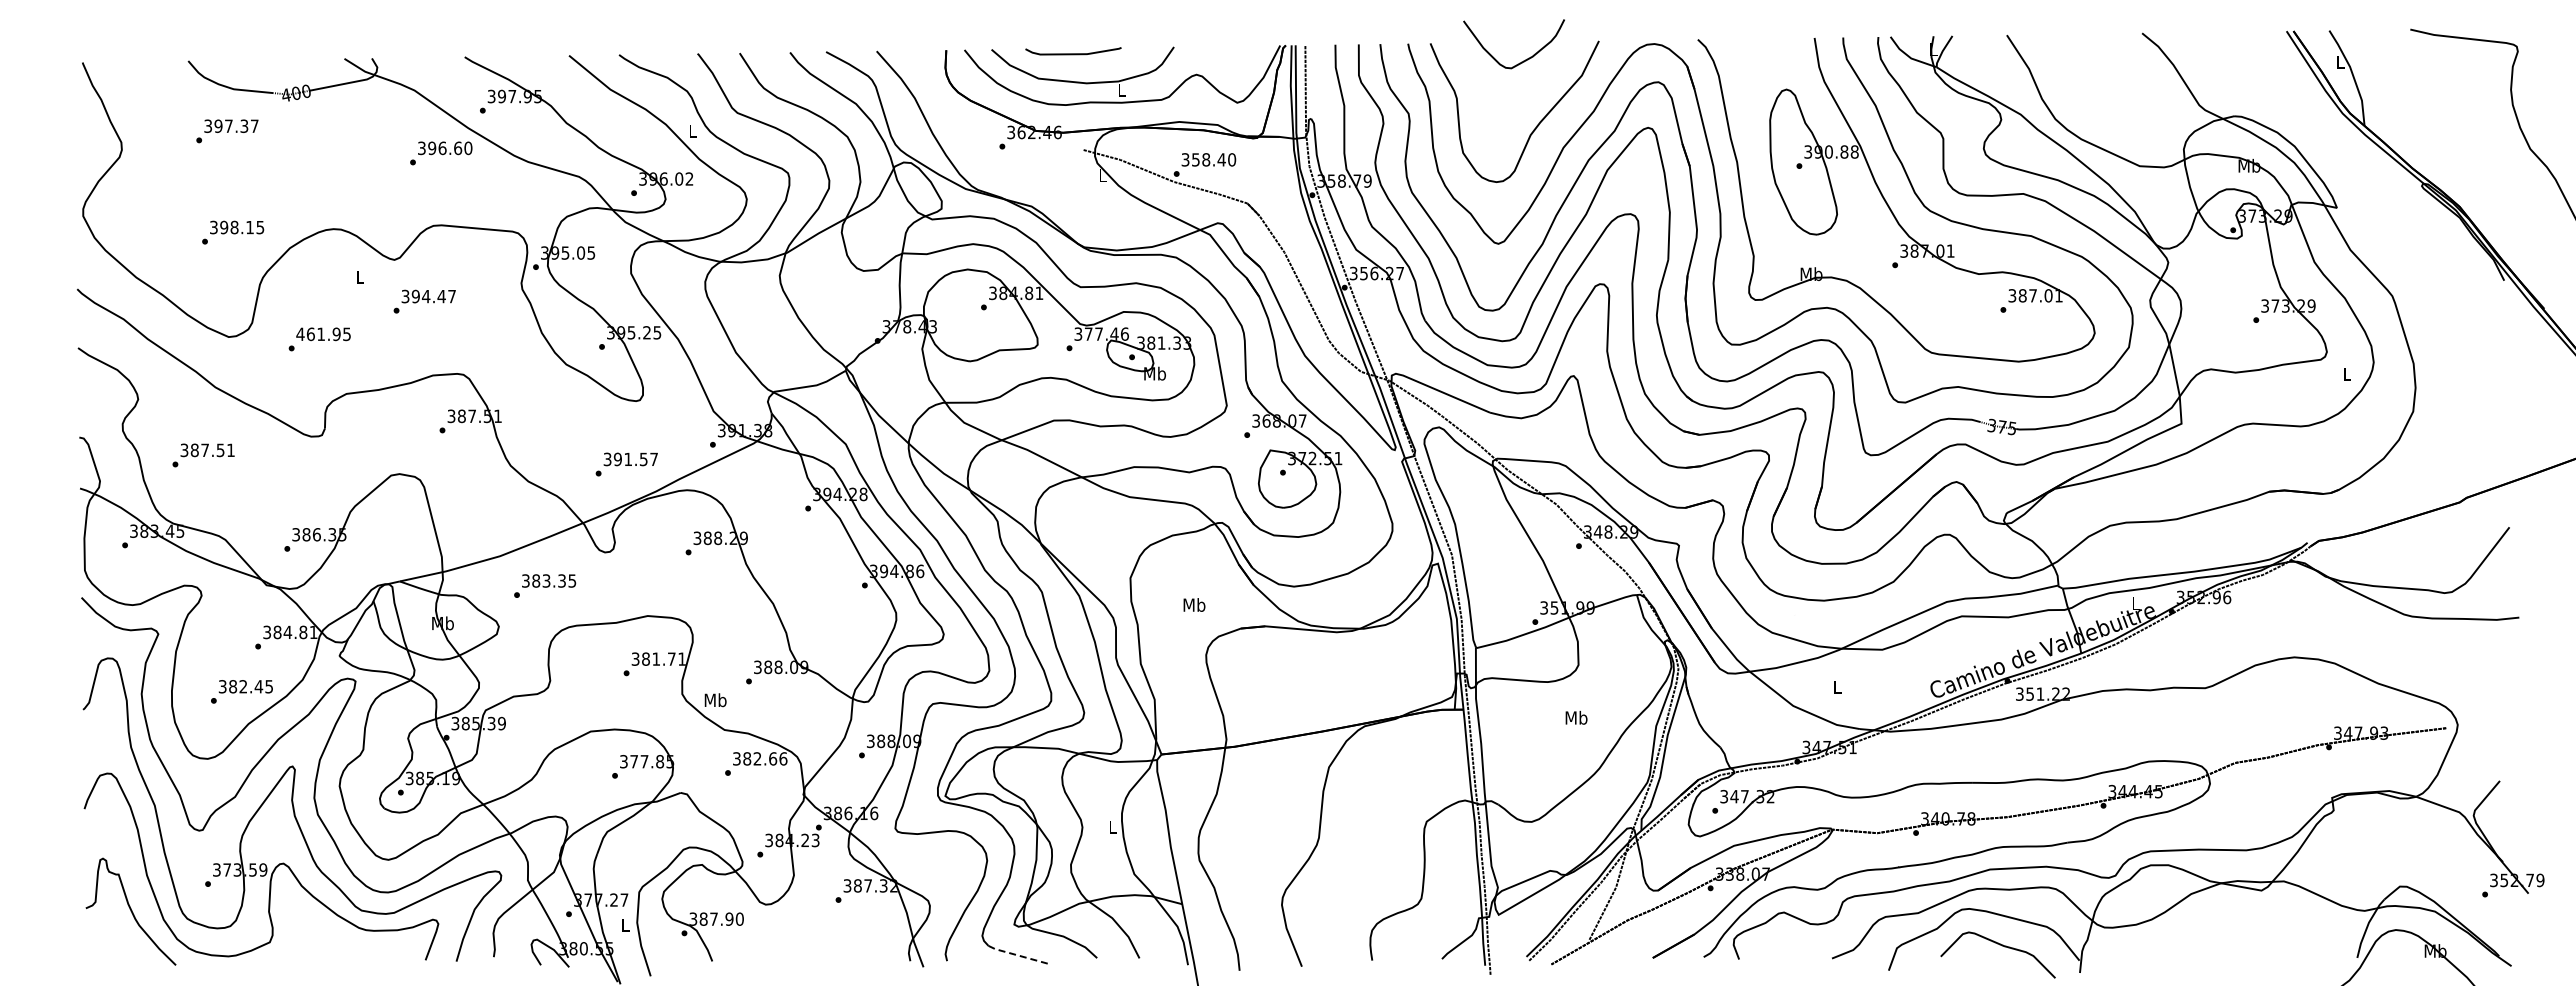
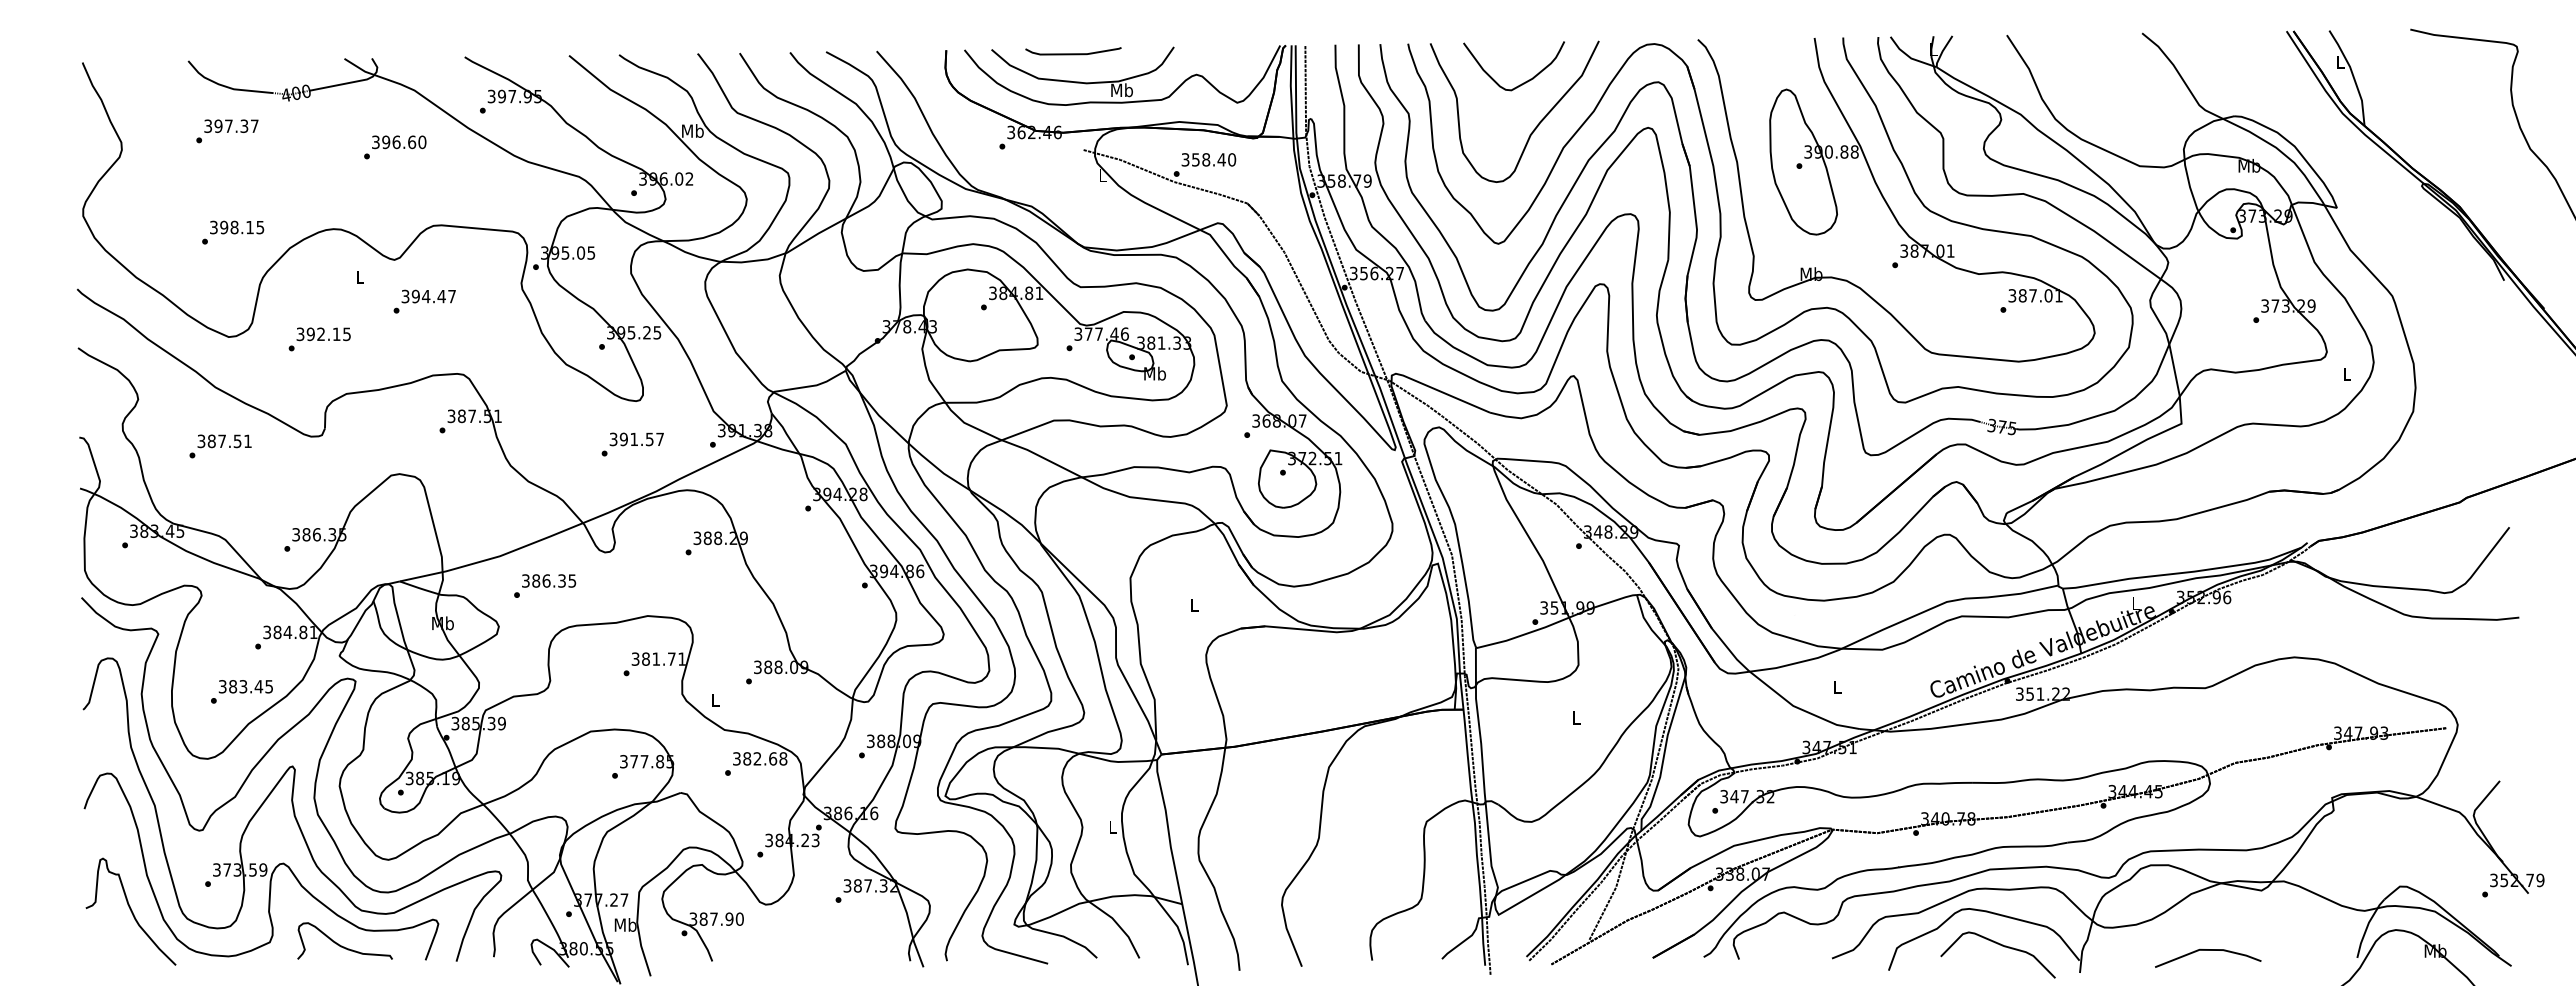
curve position: (1521, 61) -> (1521, 83) (1521, 83)
text: L -> Mb (1121, 90)
text: L -> Mb (692, 130)
text position: (441, 153) -> (395, 147) (395, 147)
text: 461.95 -> 392.15 (318, 334)
text position: (203, 455) -> (220, 446) (220, 446)
text position: (626, 464) -> (632, 444) (632, 444)
text: 383.35 -> 386.35 (546, 580)
text: Mb -> L (1194, 604)
text: 382.45 -> 383.45 (243, 686)
text: Mb -> L (715, 700)
text: Mb -> L (1576, 717)
text: 382.66 -> 382.68 (783, 758)
text: L -> Mb (625, 924)
curve: none -> present (342, 945)
line: none -> present (2208, 950)
line: dashed -> solid (1017, 955)
